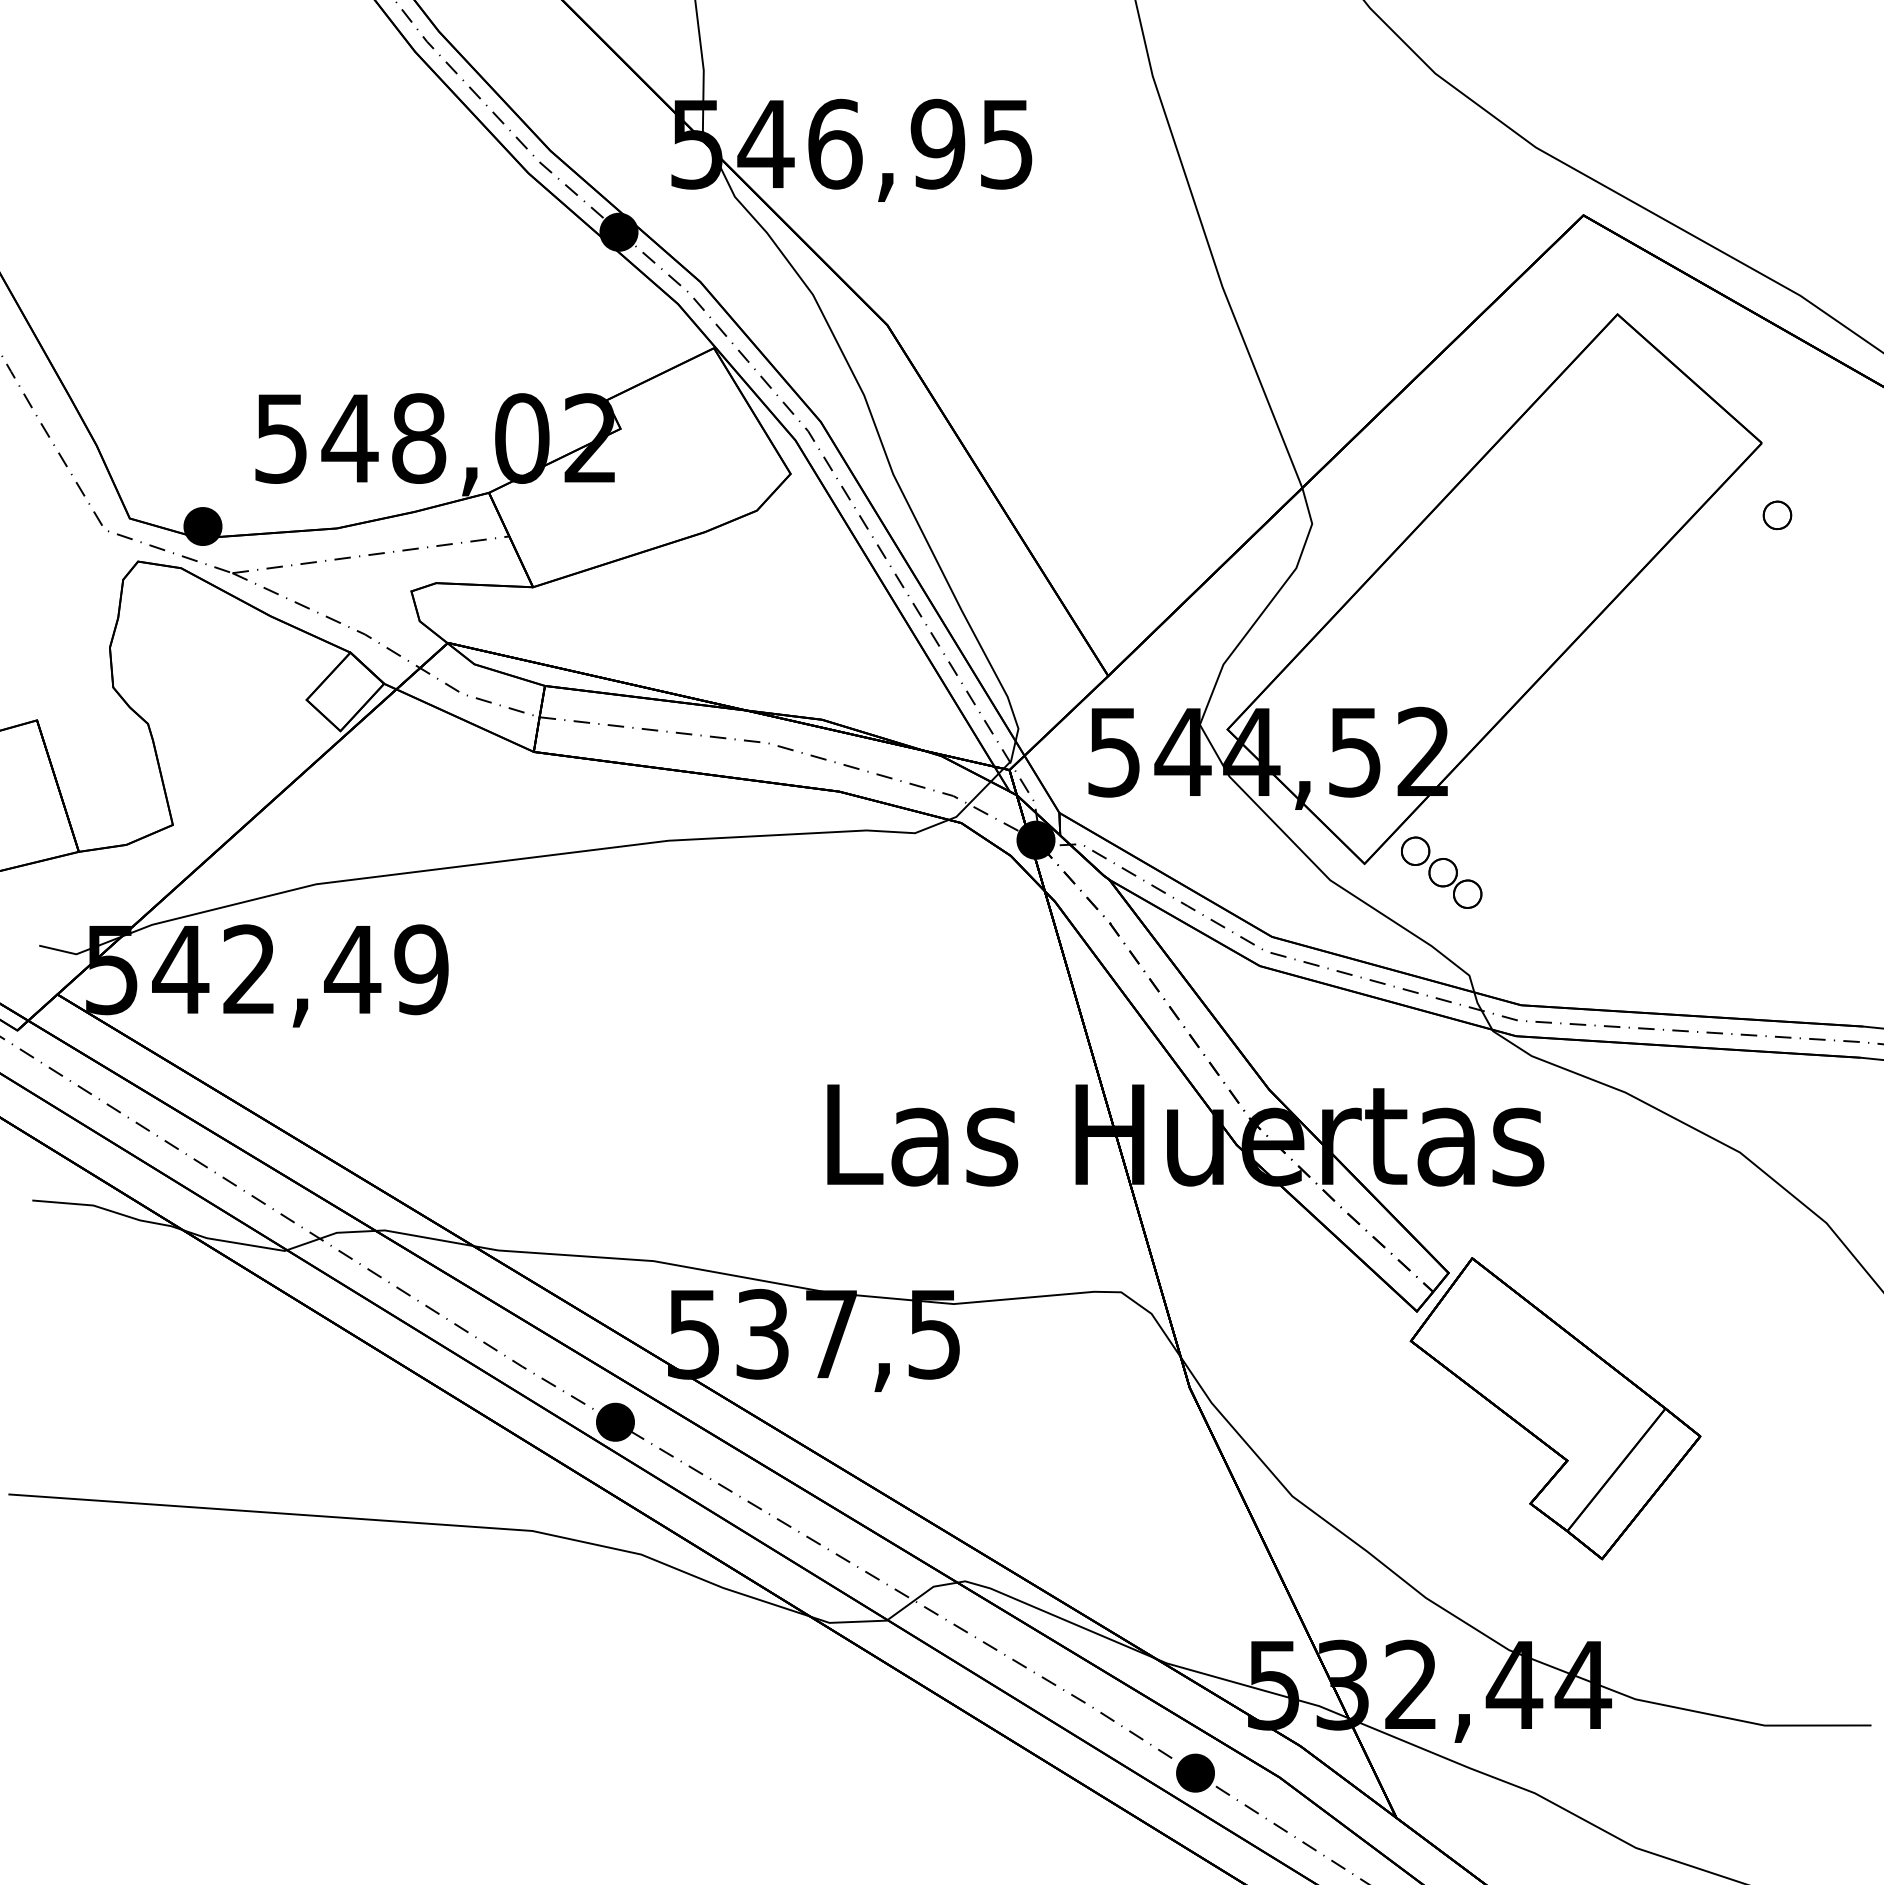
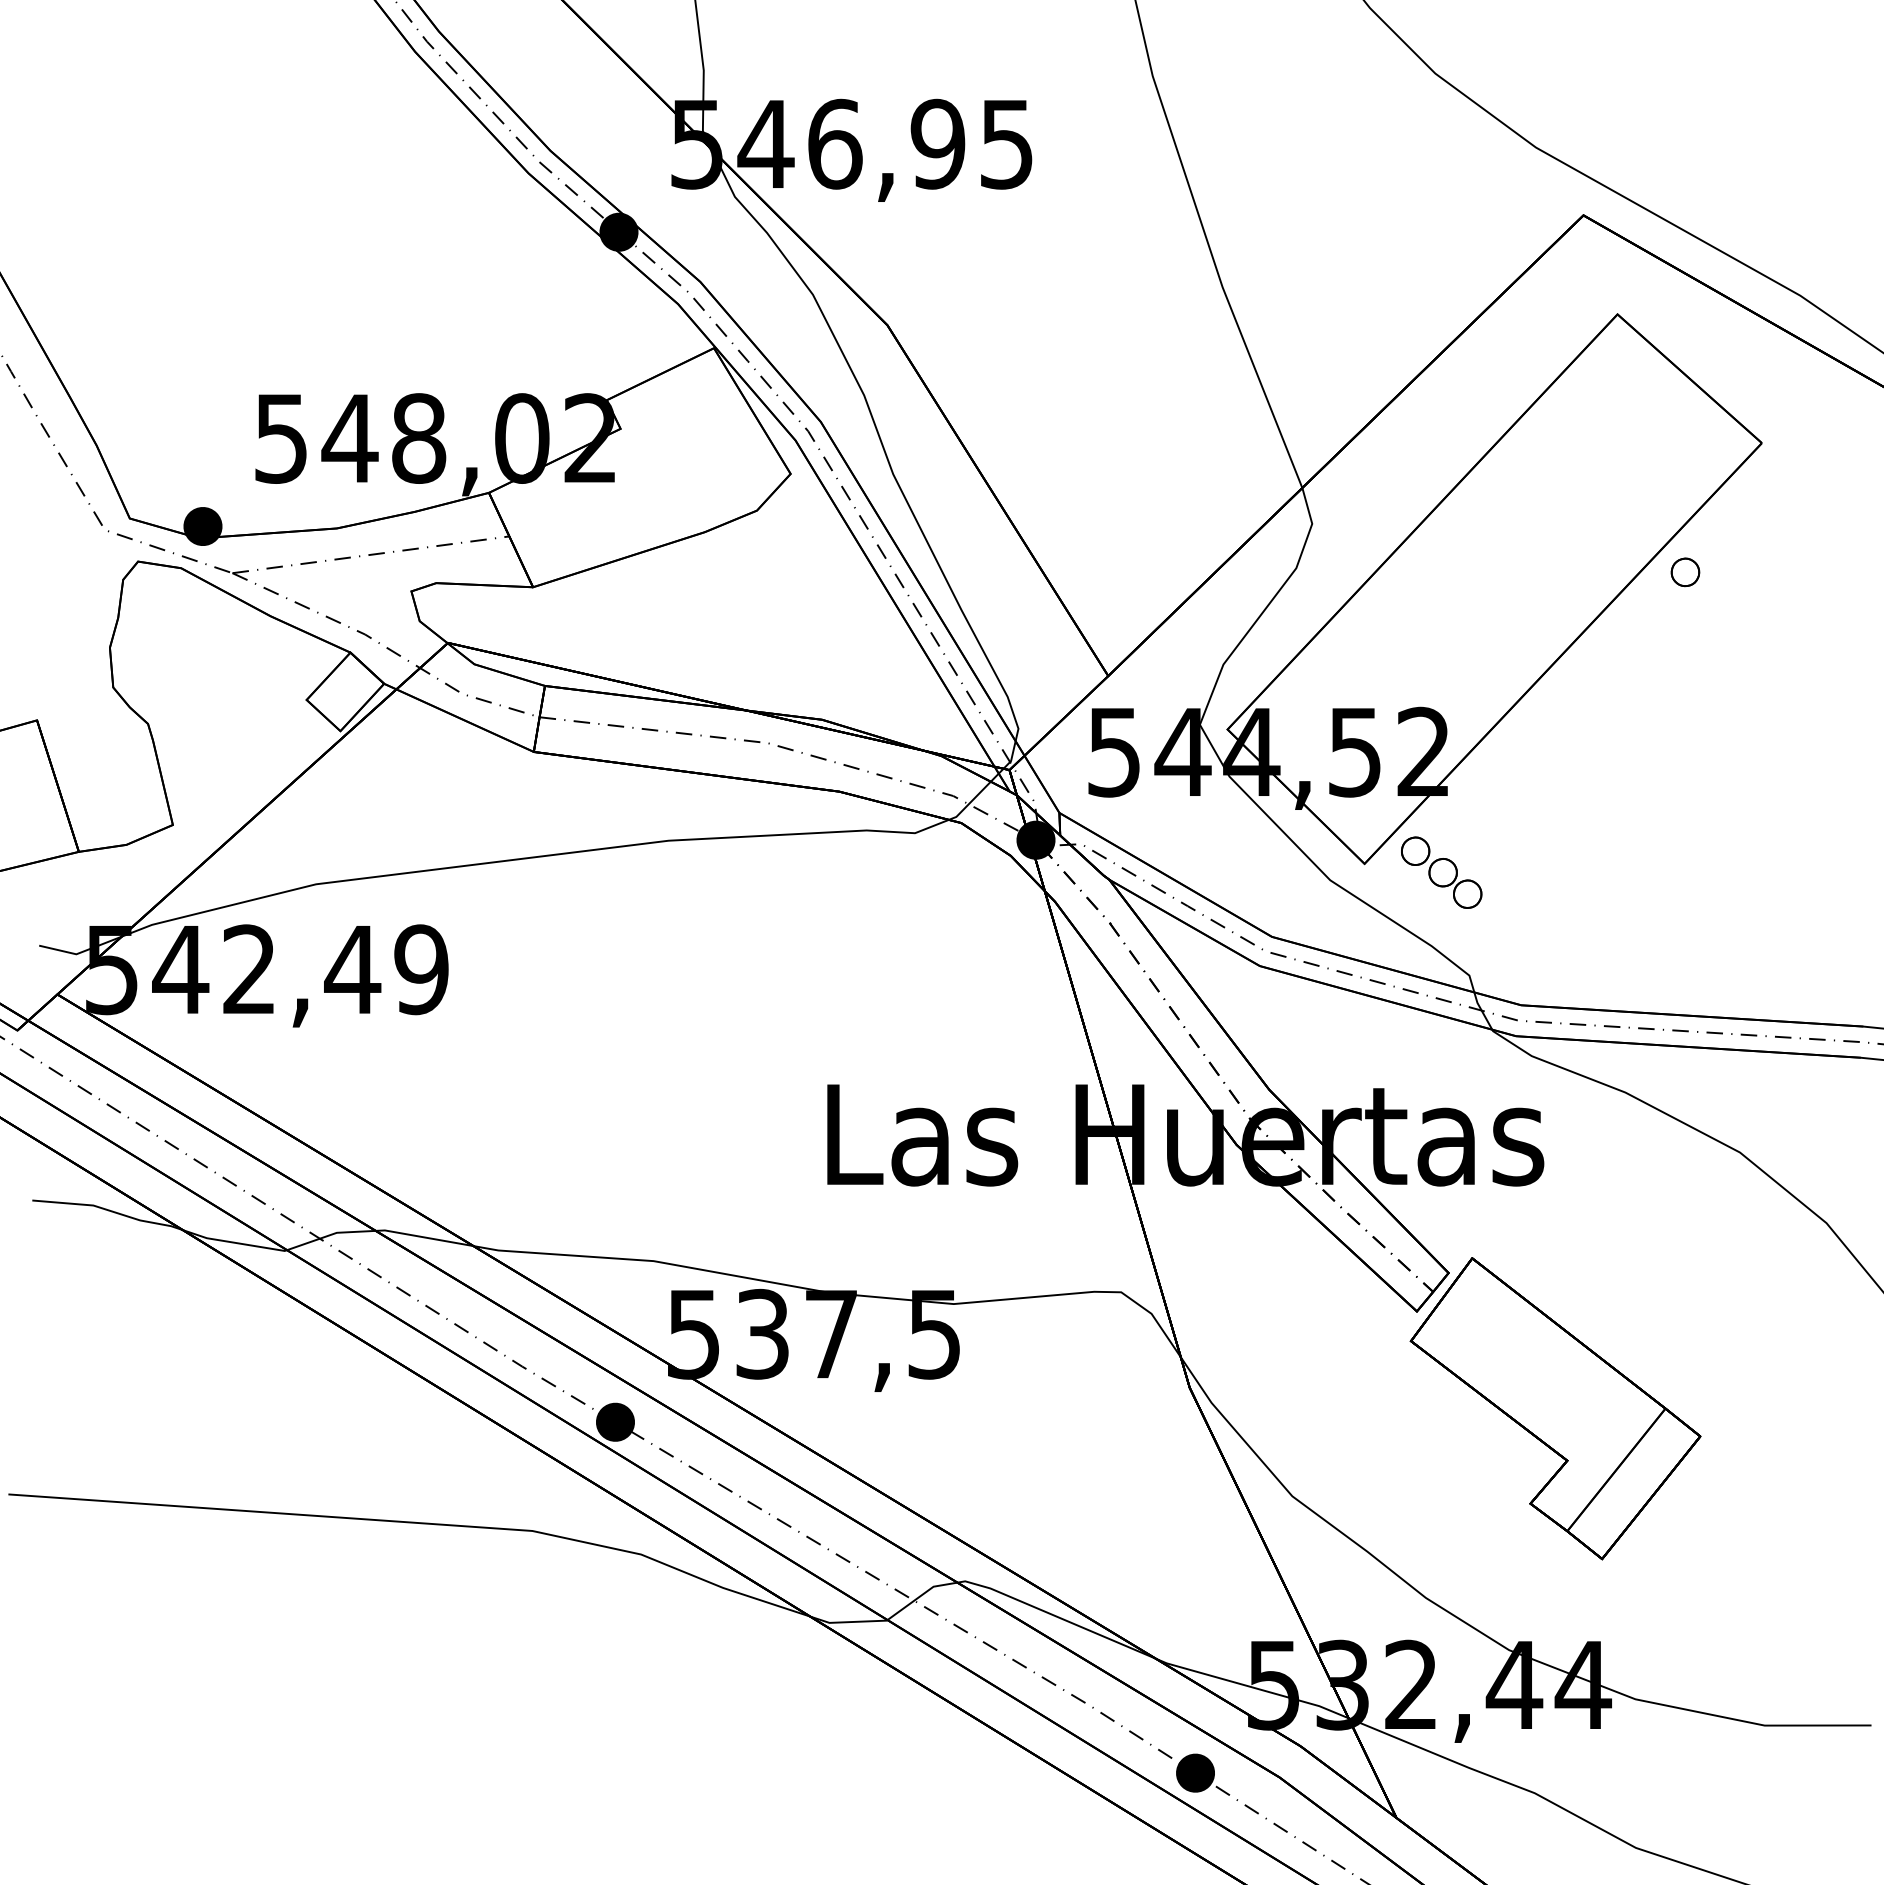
part position: (1777, 515) -> (1685, 572) (1685, 572)
